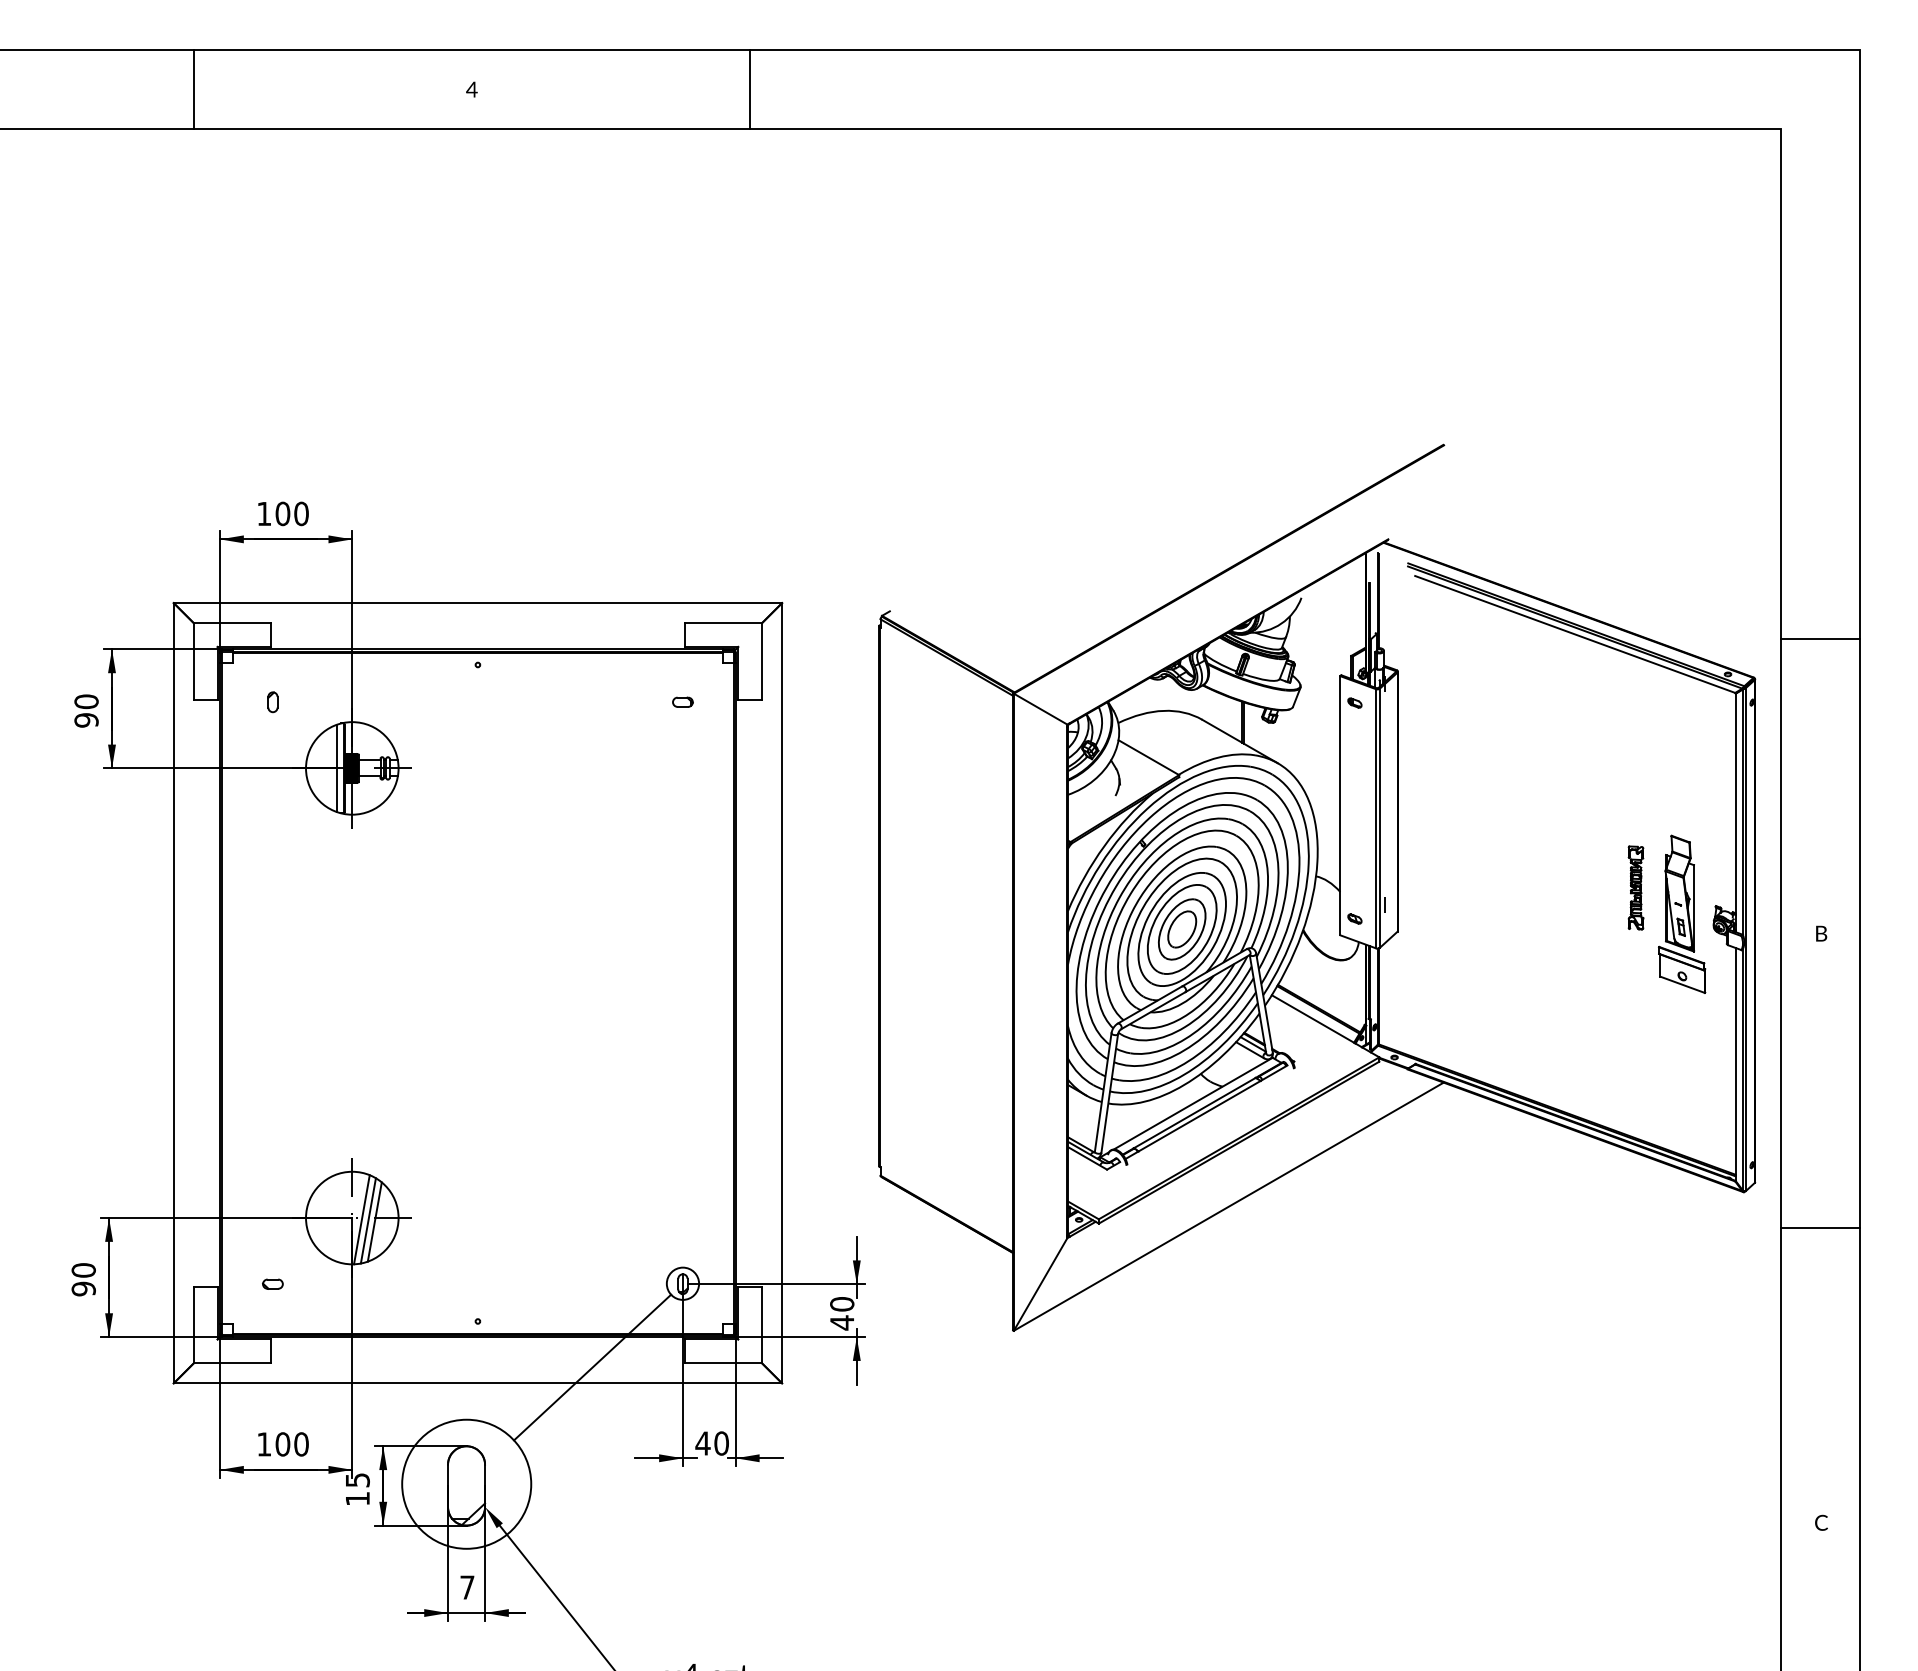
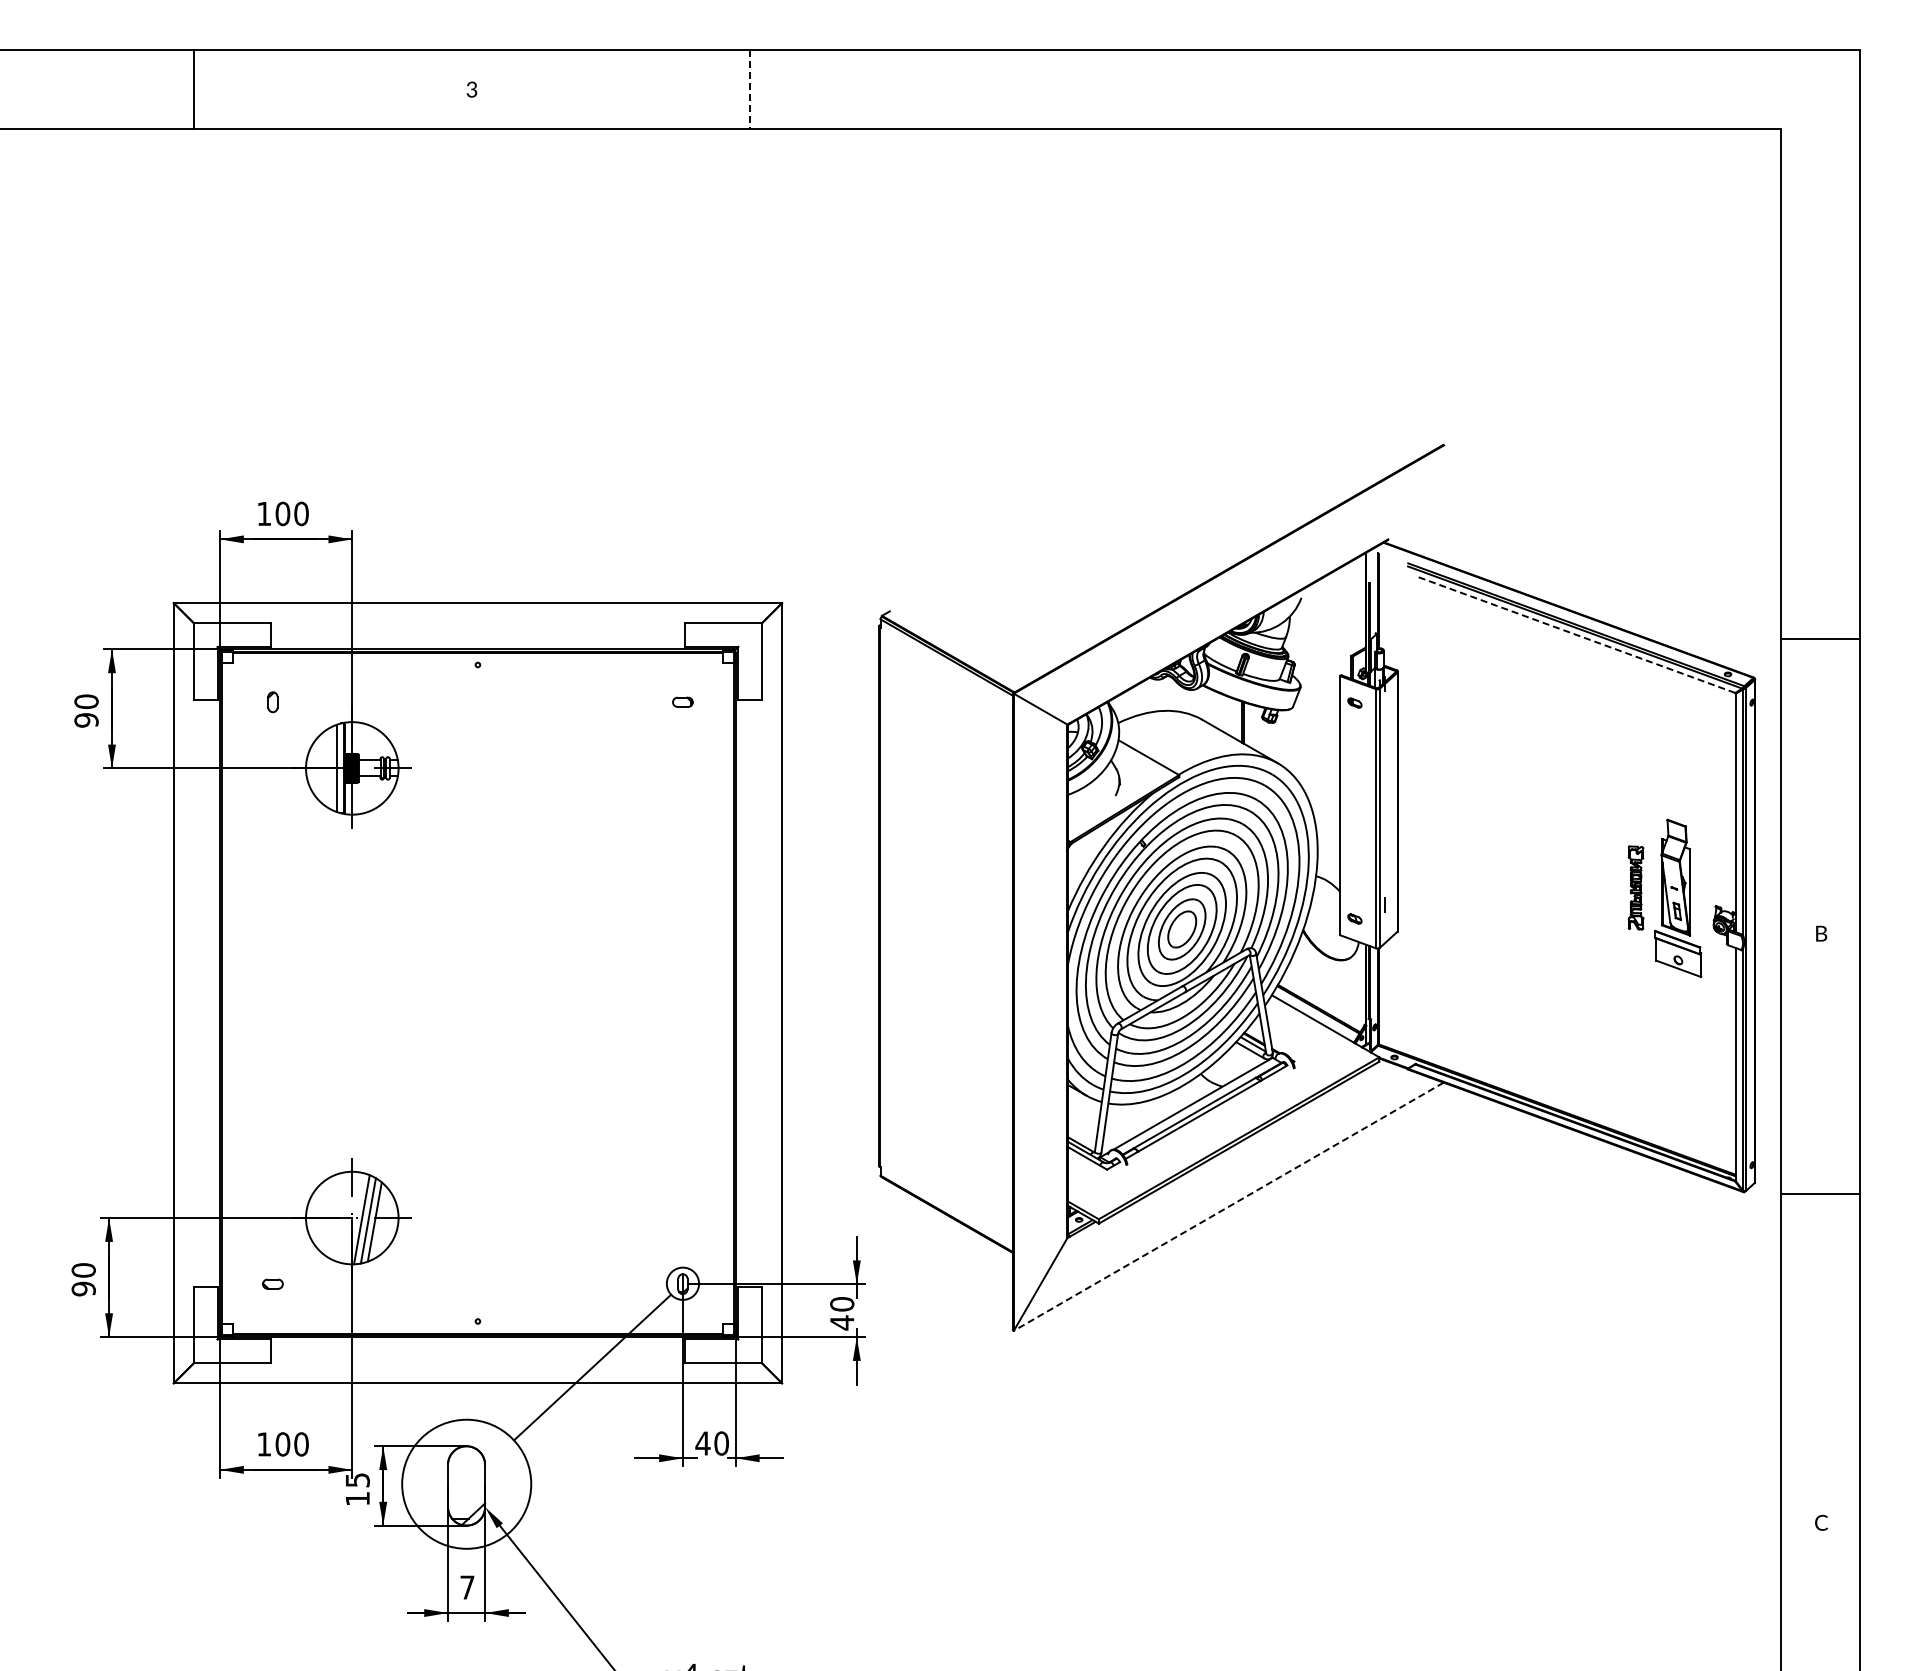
text: 4 -> 3 (471, 89)
line: solid -> dashed (749, 89)
line: solid -> dashed (1574, 634)
part position: (1682, 913) -> (1678, 897) (1678, 897)
line: solid -> dashed (1228, 1206)
line position: (1820, 1228) -> (1820, 1194) (1820, 1194)
